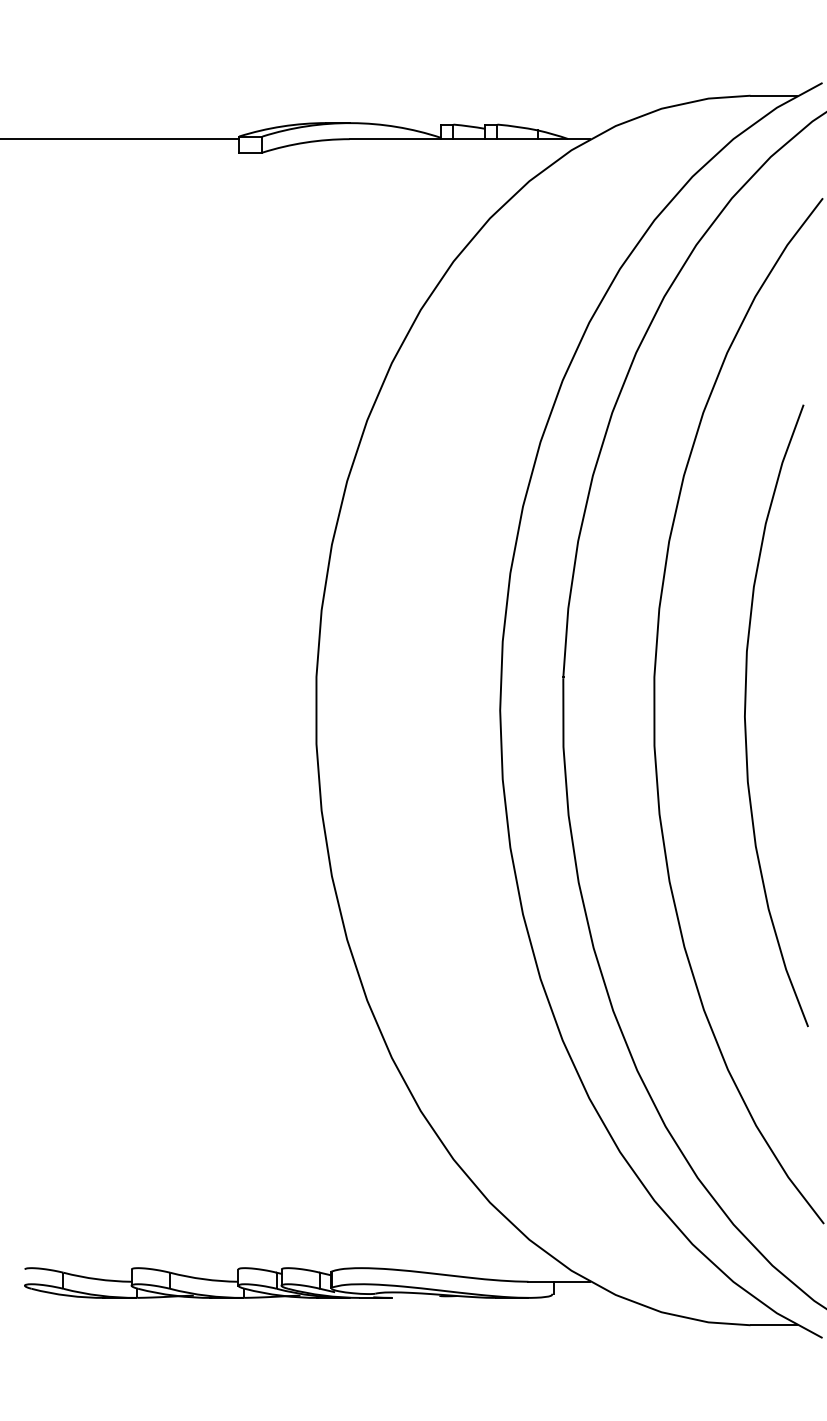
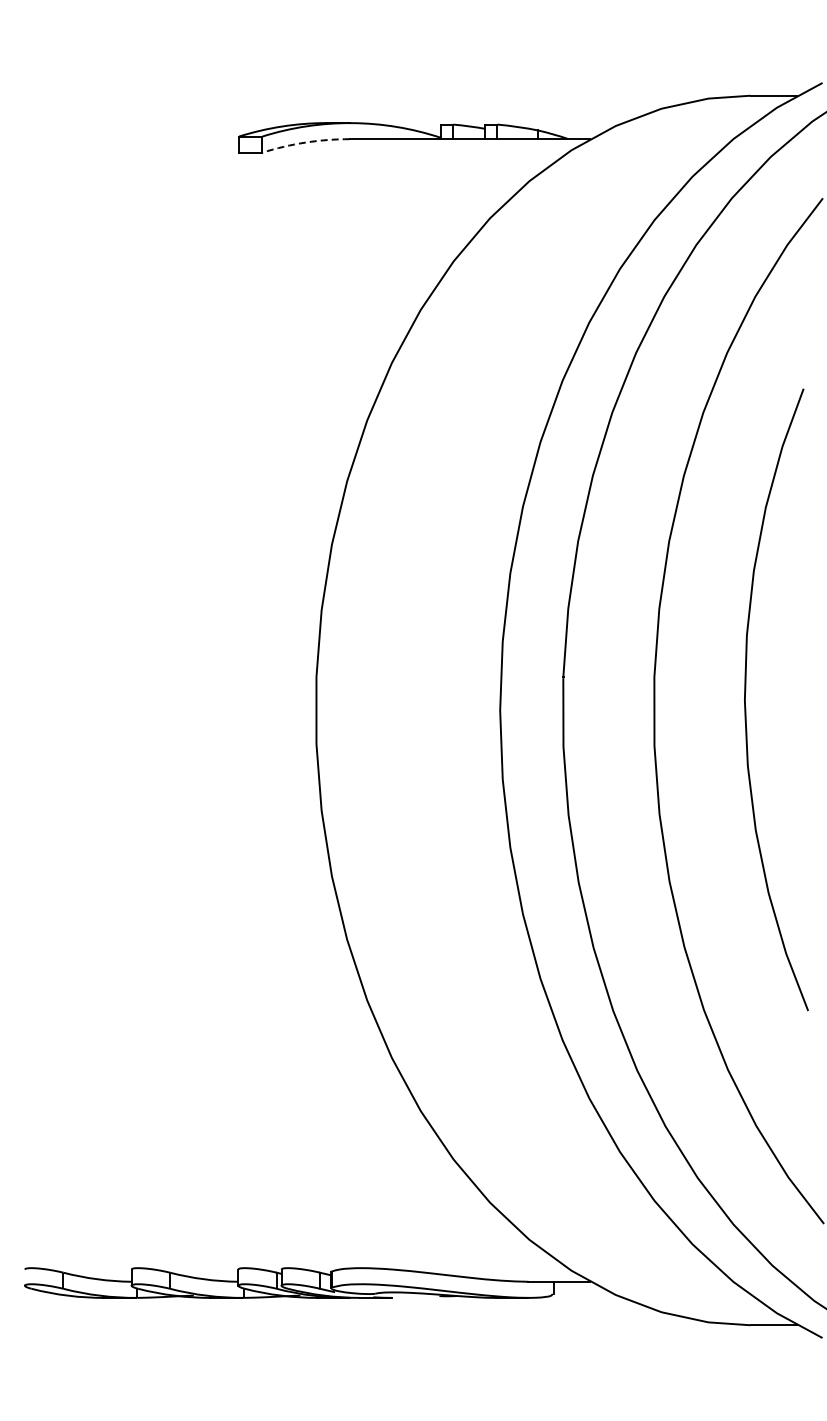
line: present -> none (120, 139)
arc: solid -> dashed (305, 142)
curve position: (745, 715) -> (745, 699) (745, 699)
